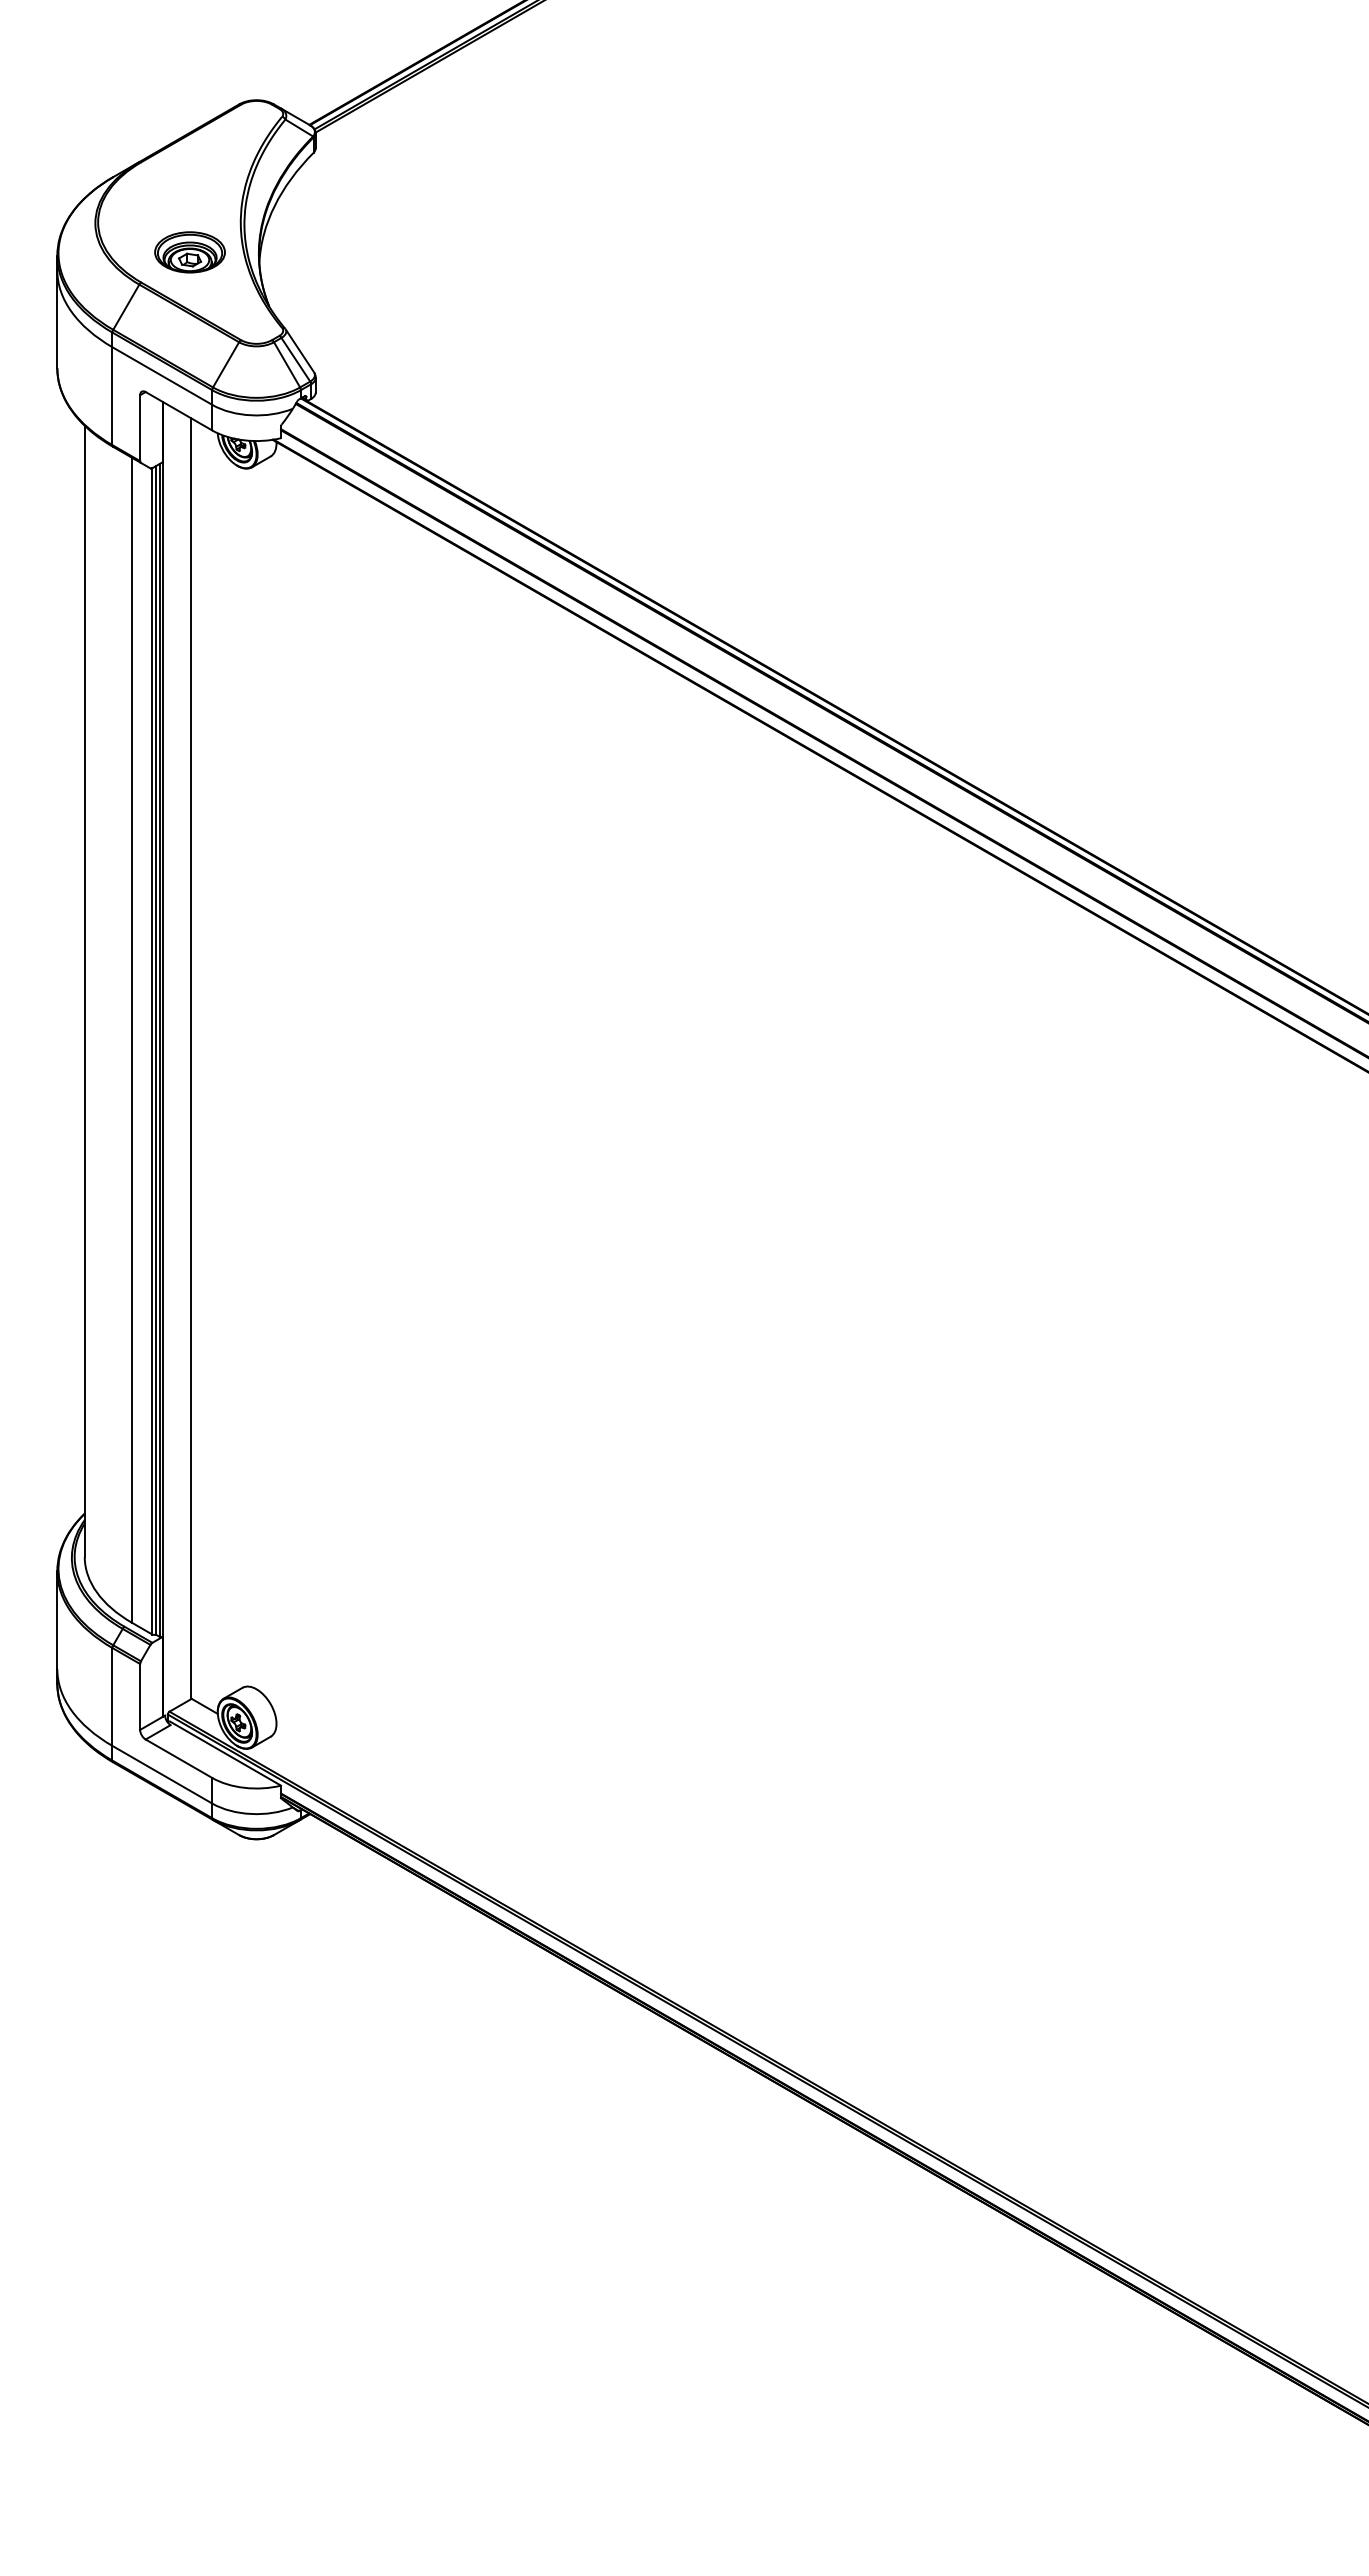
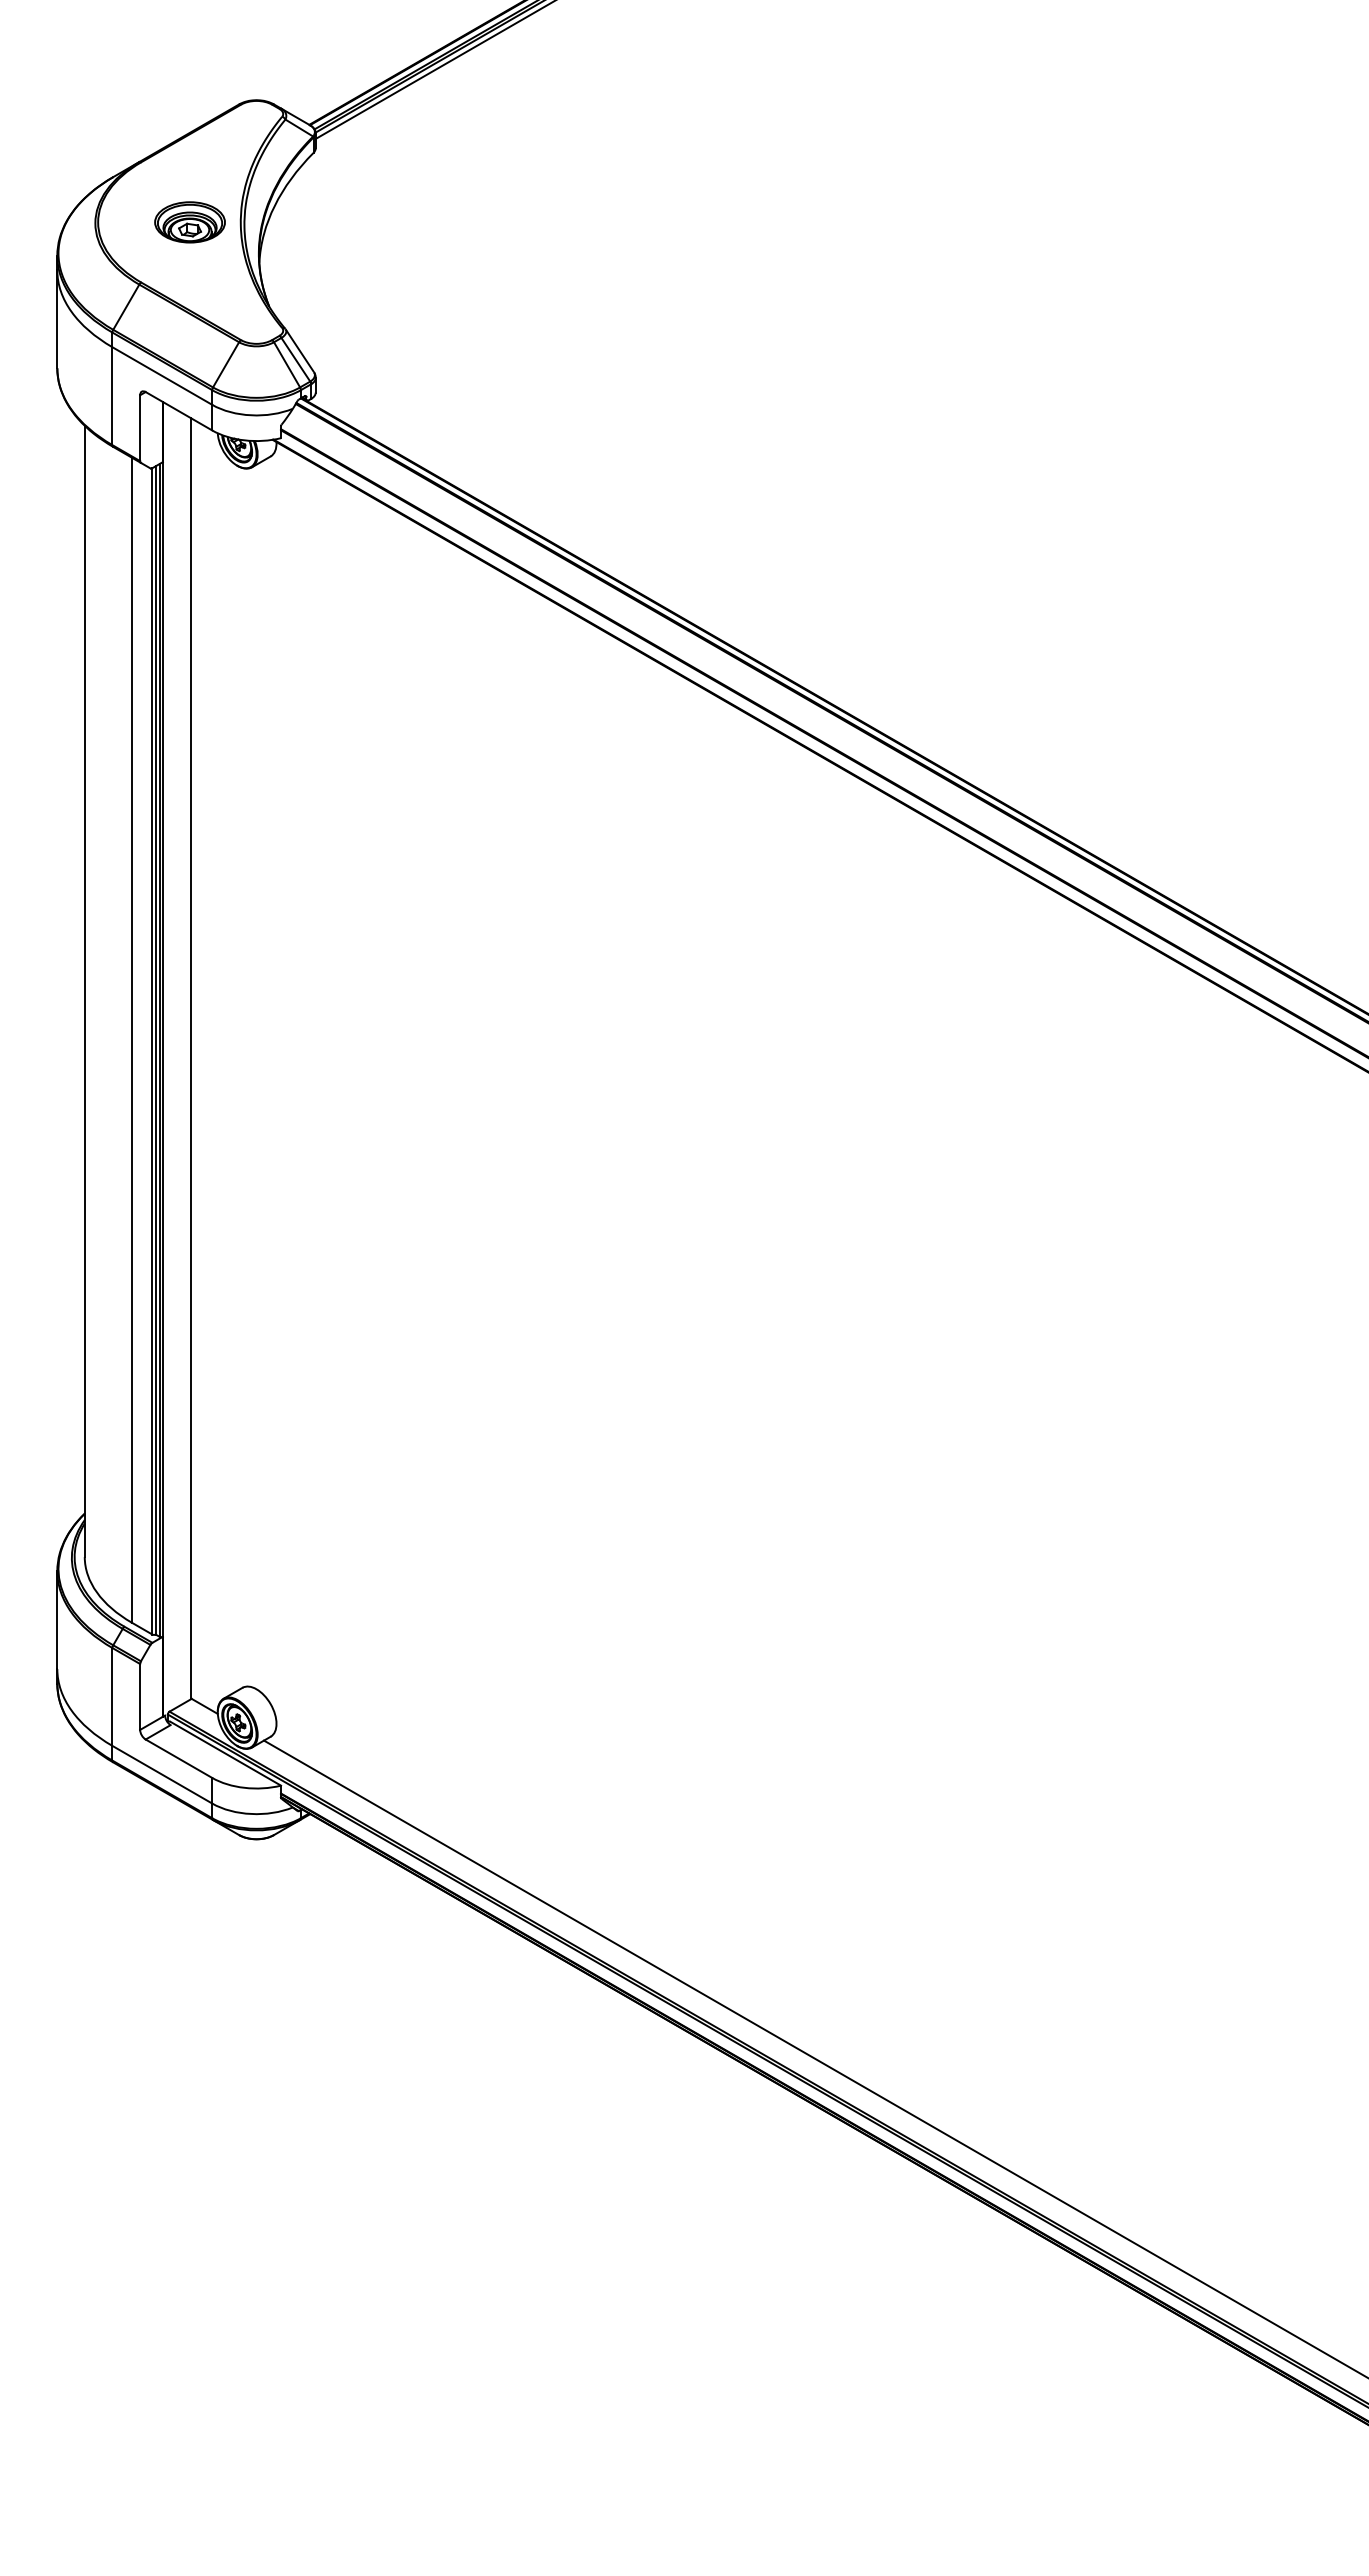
line: none -> present (433, 70)
part position: (189, 252) -> (189, 222) (189, 222)
line: none -> present (814, 2058)
